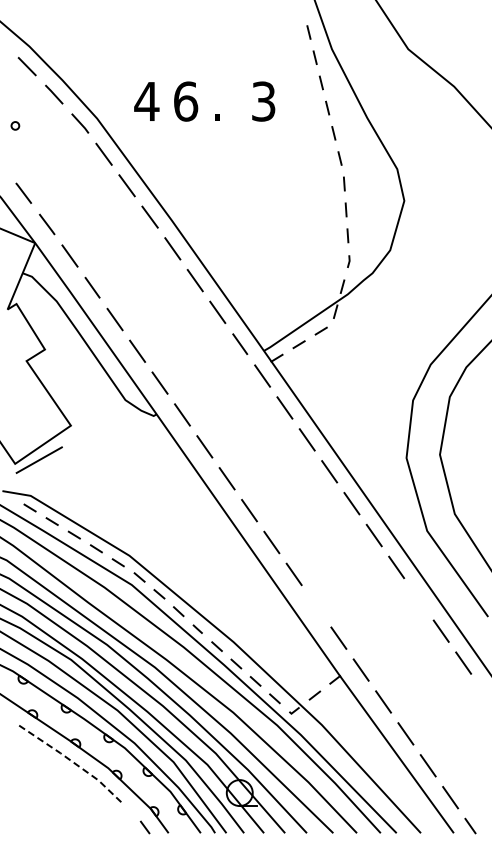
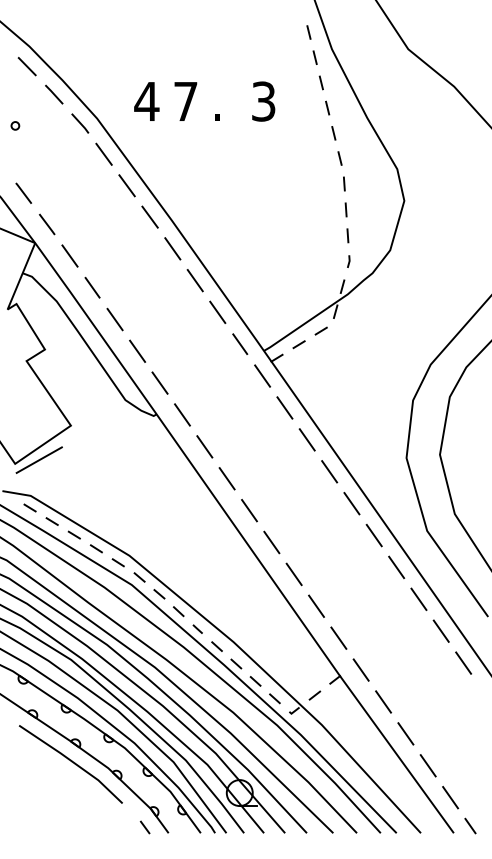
text: 6 -> 7 (186, 101)
line: none -> present (418, 598)
line: none -> present (316, 605)
line: dashed -> solid (73, 762)
